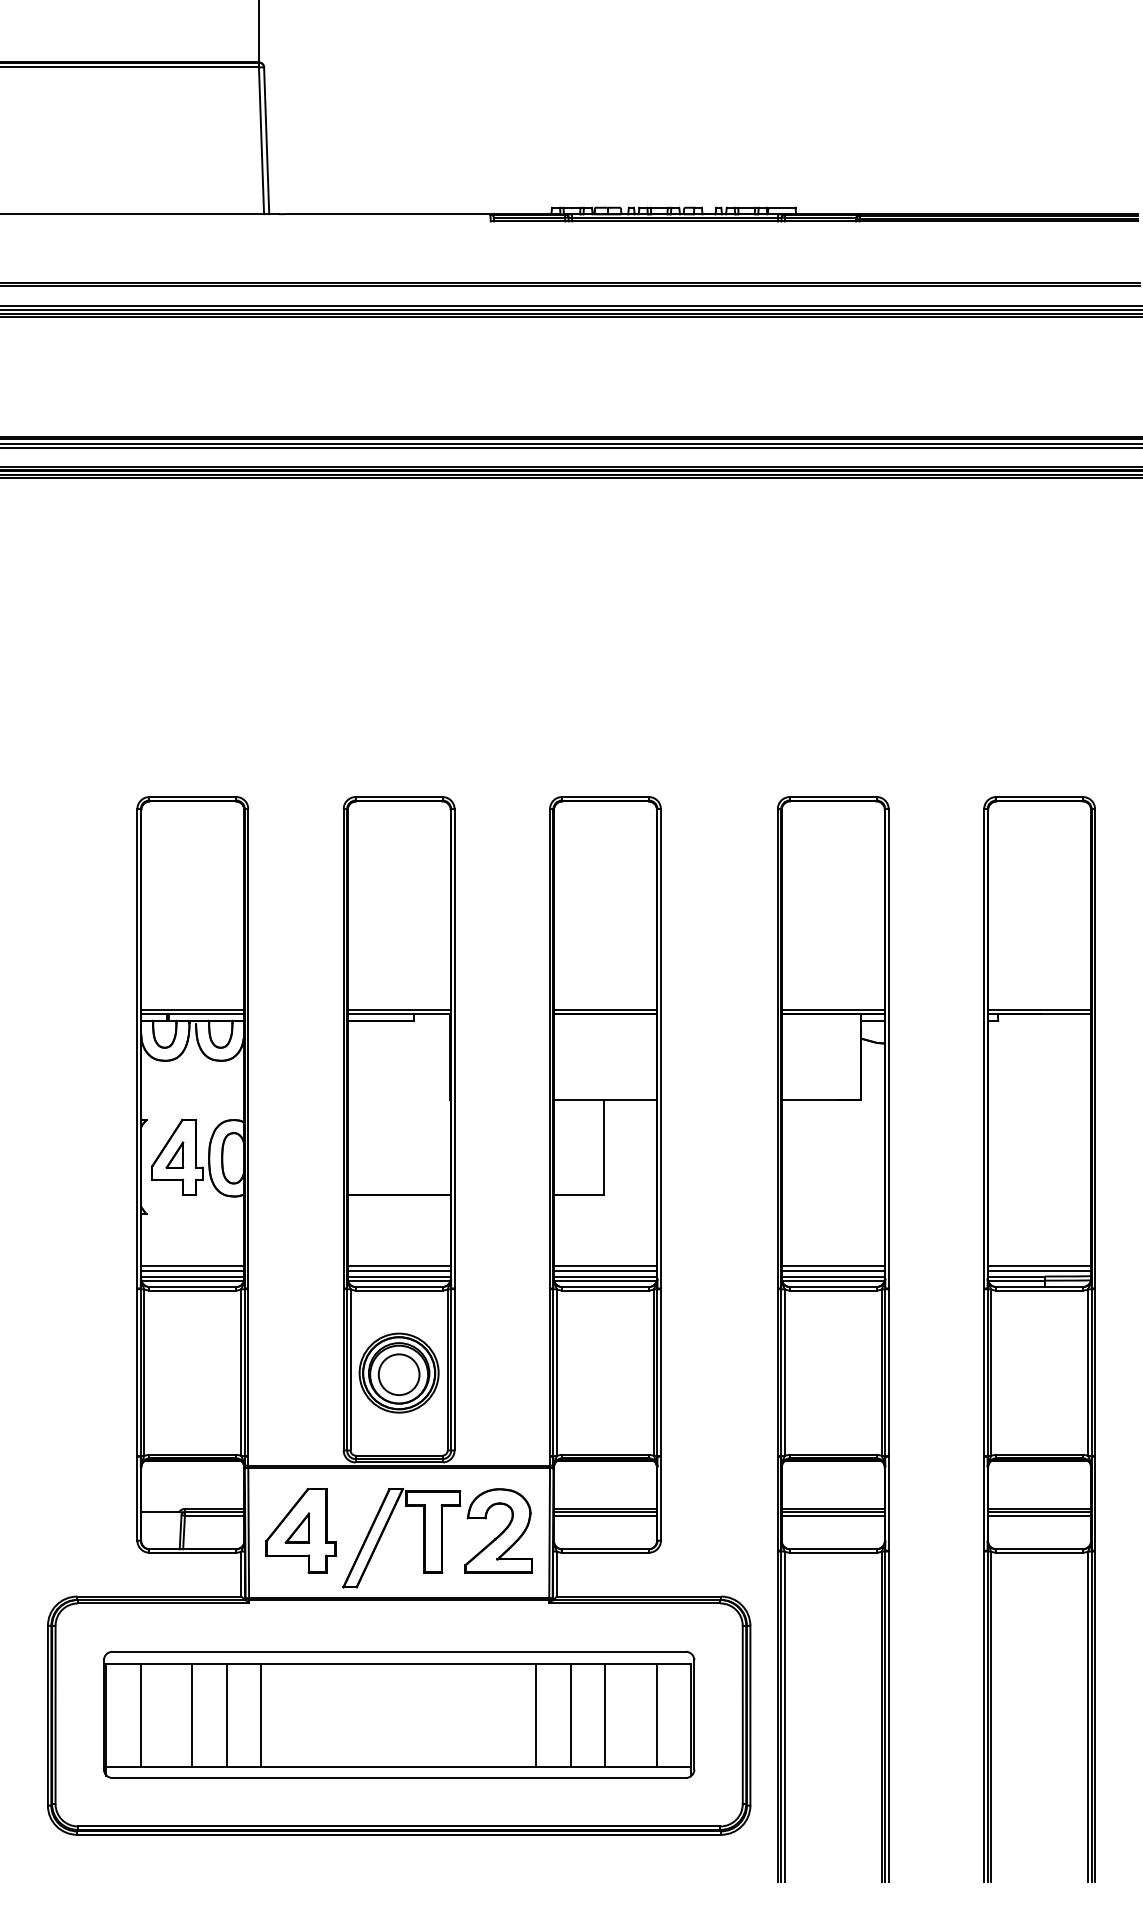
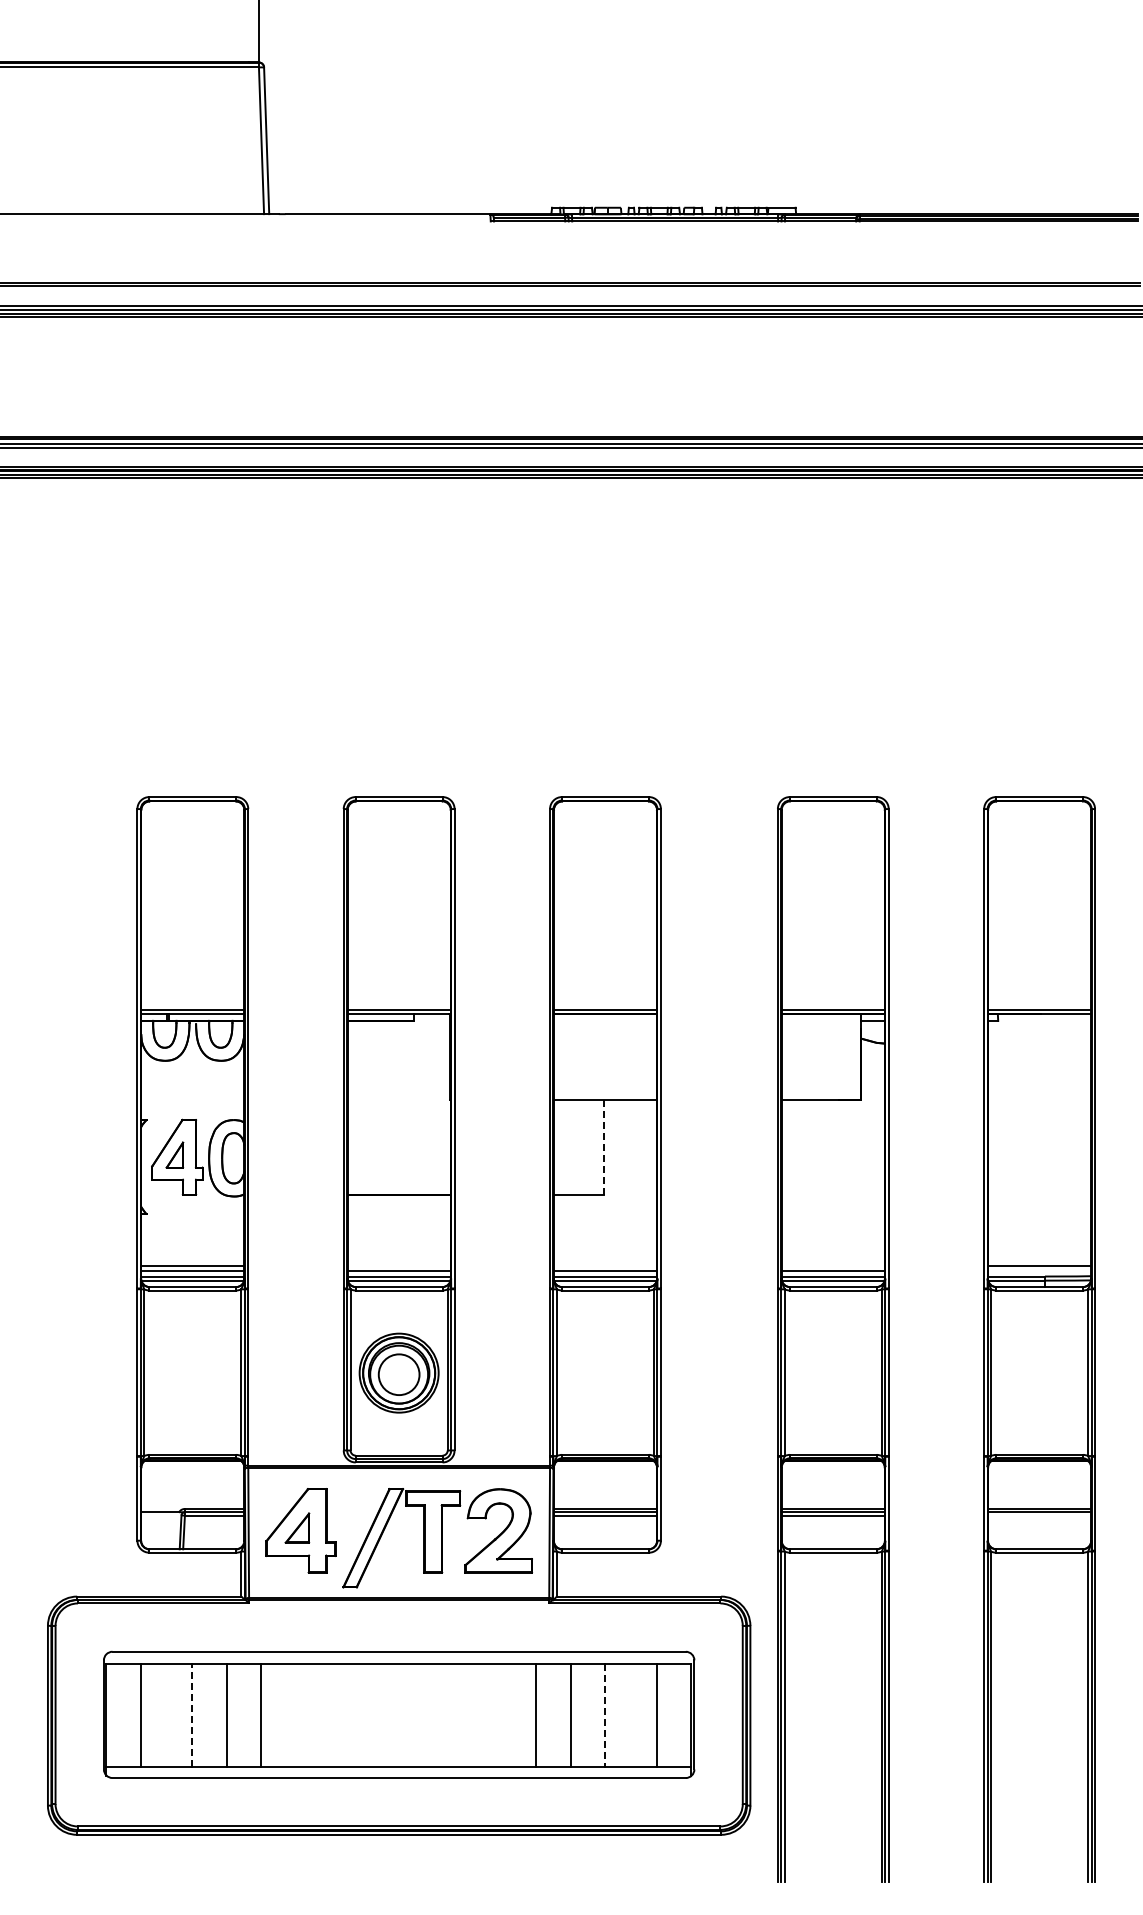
line: solid -> dashed (603, 1146)
line: present -> none (398, 1266)
line: present -> none (605, 1266)
line: present -> none (832, 1266)
line: present -> none (1039, 1270)
line: present -> none (1039, 1515)
line: solid -> dashed (192, 1715)
line: solid -> dashed (605, 1715)
